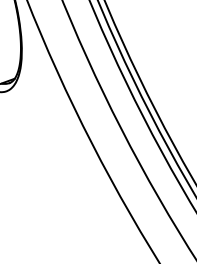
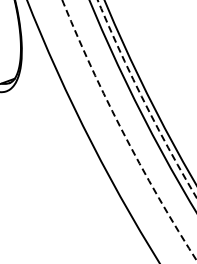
circle: solid -> dashed (146, 98)
circle: solid -> dashed (129, 130)
